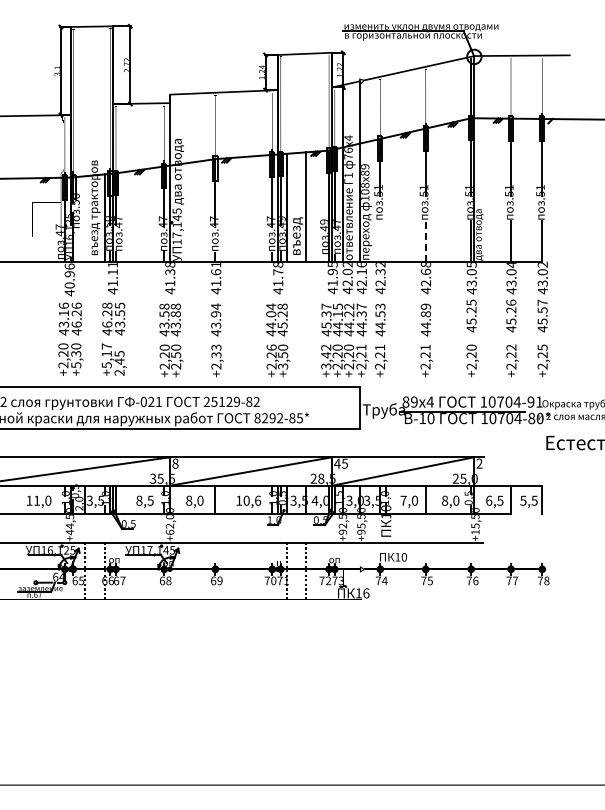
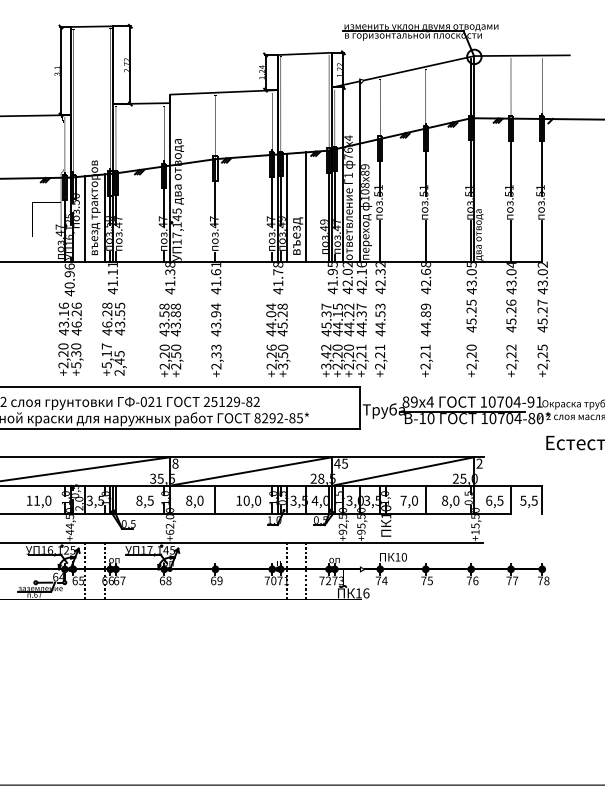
line: none -> present (84, 218)
line: none -> present (380, 240)
line: dashed -> solid (425, 240)
text: 45.57 -> 45.27 (542, 310)
text: 10,6 -> 10,0 (258, 500)
